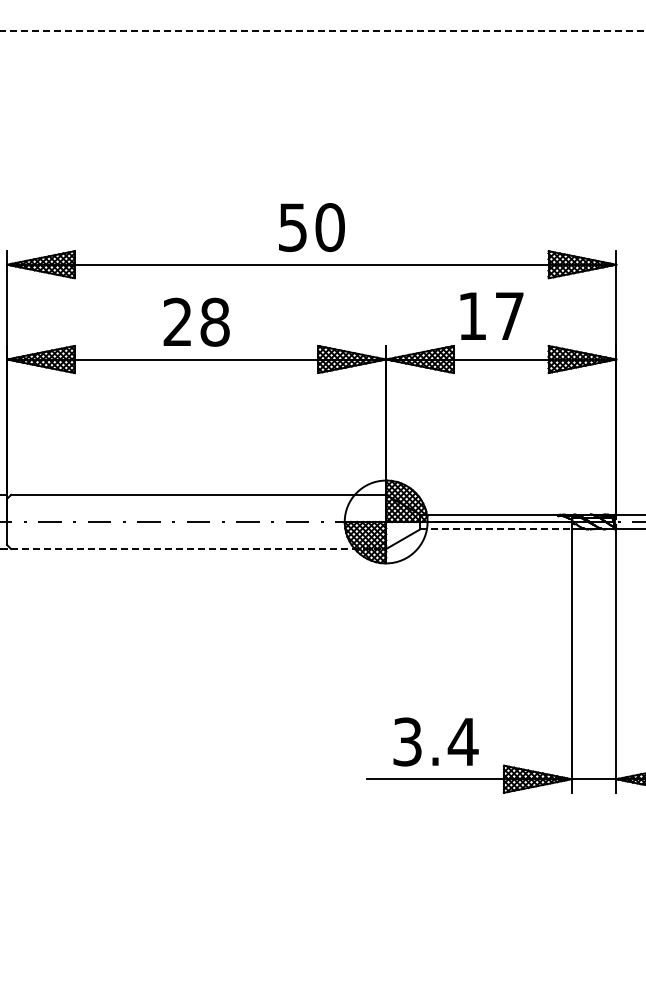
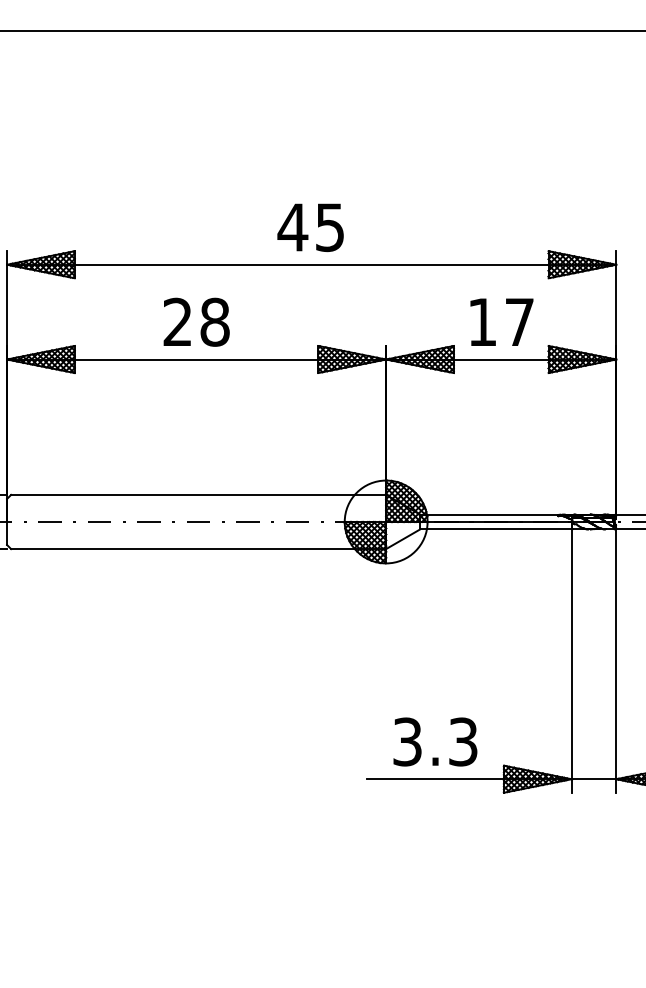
line: dashed -> solid (322, 30)
text: 50 -> 45 (310, 227)
text position: (491, 315) -> (501, 321) (501, 321)
line: dashed -> solid (495, 529)
line: dashed -> solid (198, 549)
text: 3.4 -> 3.3 (462, 741)
